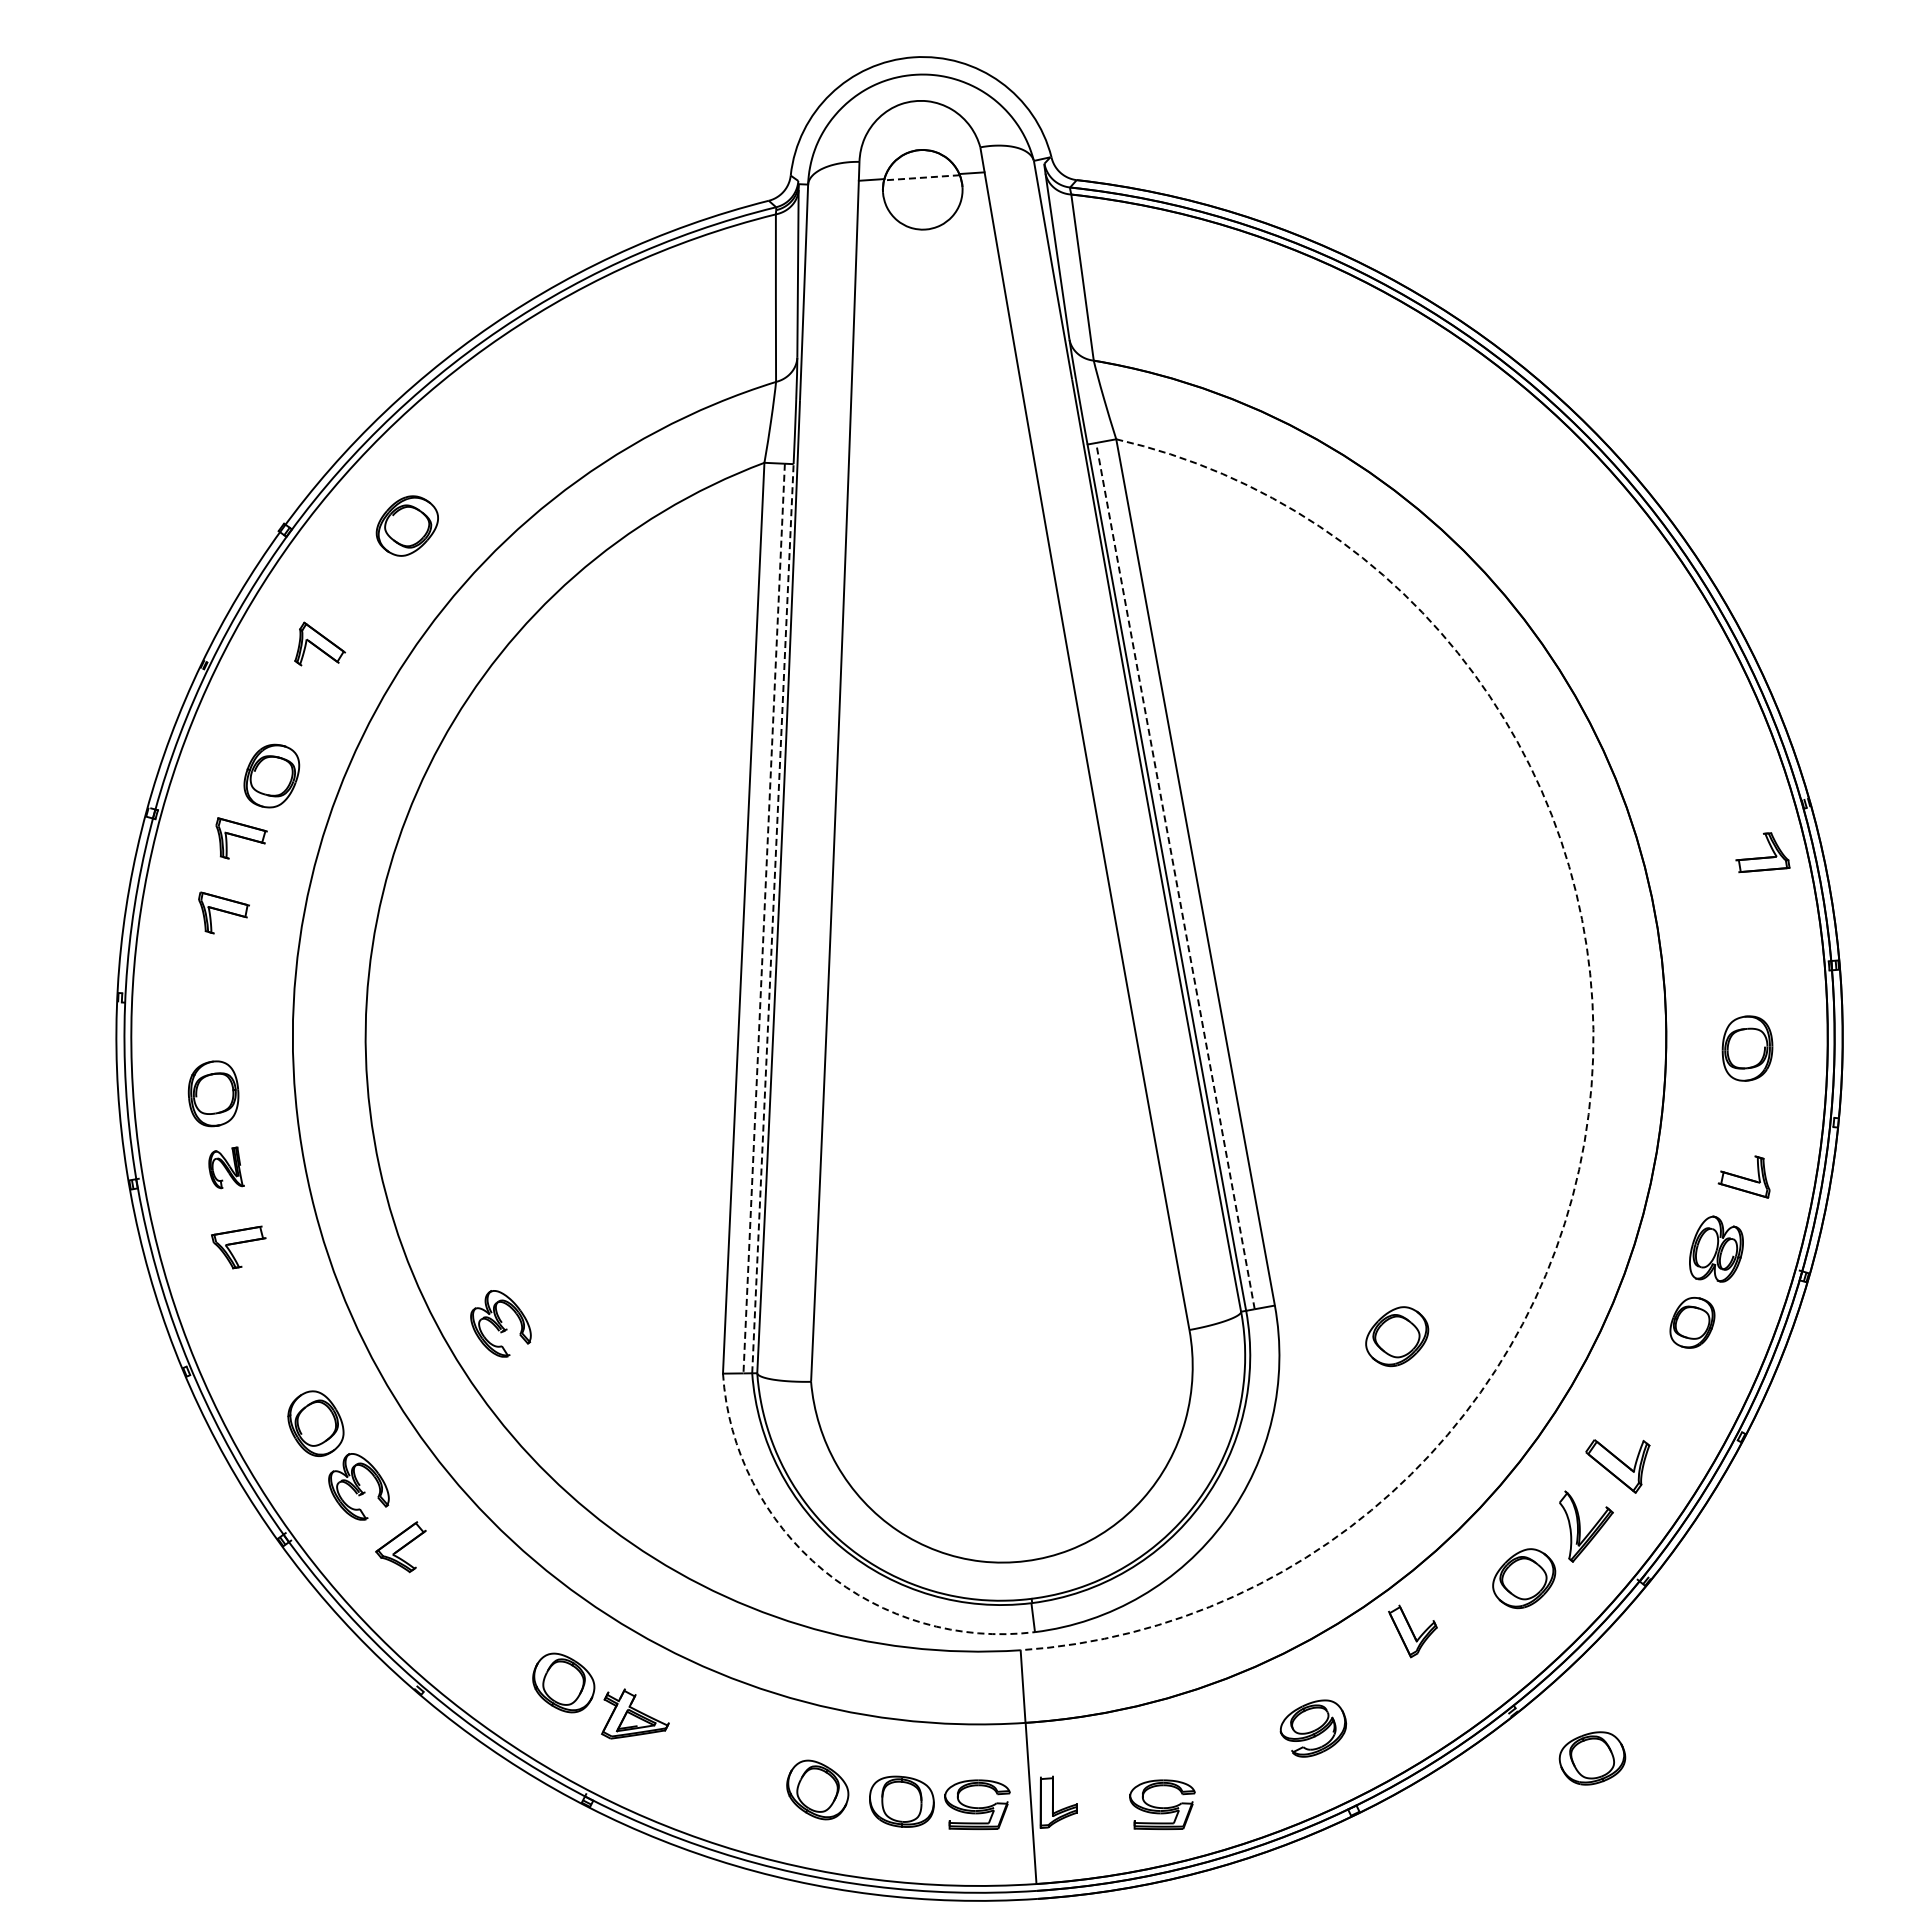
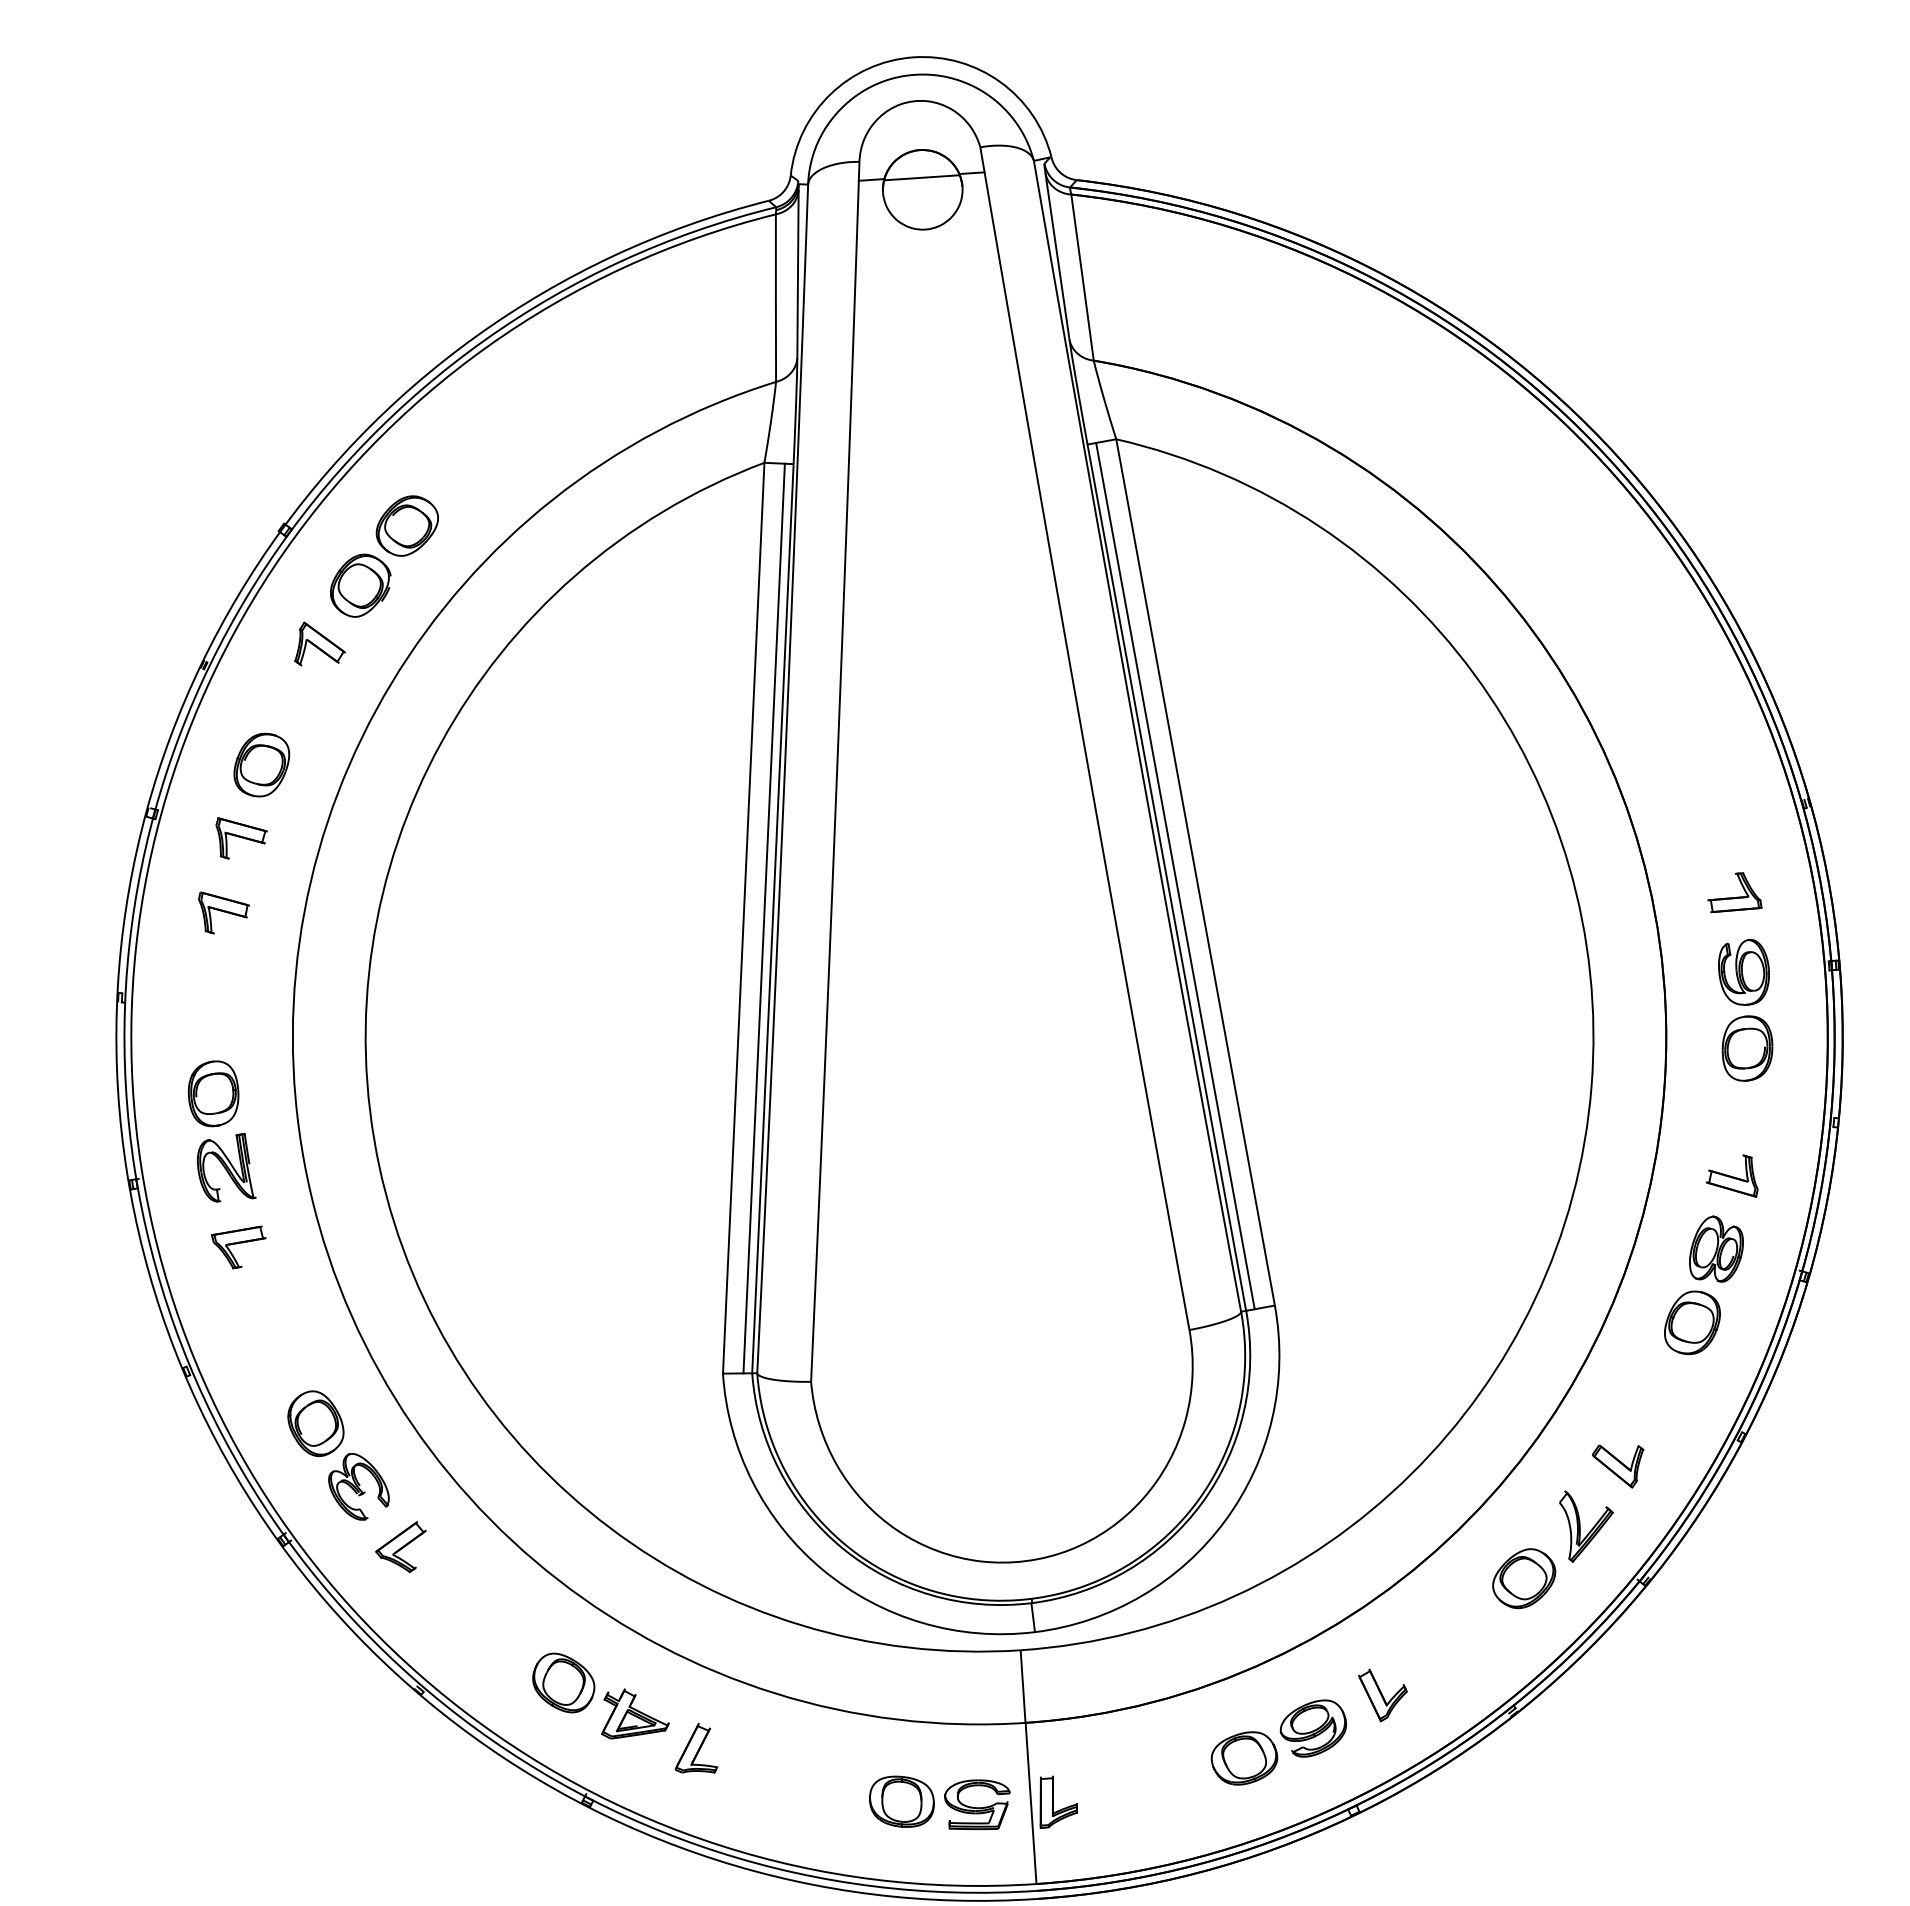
line: dashed -> solid (921, 177)
part: none -> present (360, 585)
part position: (271, 775) -> (261, 764) (261, 764)
part position: (1762, 852) -> (1734, 892) (1734, 892)
line: dashed -> solid (1175, 875)
line: dashed -> solid (772, 918)
line: dashed -> solid (764, 919)
part: none -> present (1743, 972)
arc: dashed -> solid (1591, 1086)
part size: 37x44 px -> 61x70 px (226, 1167)
part position: (1743, 1176) -> (1731, 1175) (1731, 1175)
part size: 47x52 px -> 57x66 px (1692, 1322)
part: present -> none (500, 1323)
part: present -> none (1397, 1336)
part size: 66x55 px -> 53x45 px (1618, 1466)
arc: dashed -> solid (823, 1570)
part position: (1412, 1631) -> (1382, 1695) (1382, 1695)
part: none -> present (696, 1747)
part position: (1592, 1758) -> (1244, 1758) (1244, 1758)
part: present -> none (817, 1789)
part: present -> none (1162, 1804)
